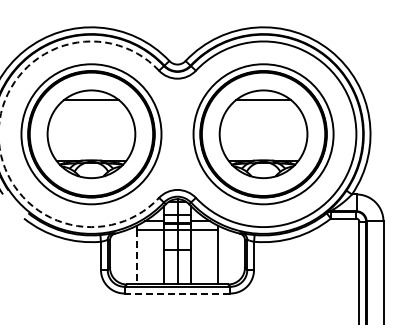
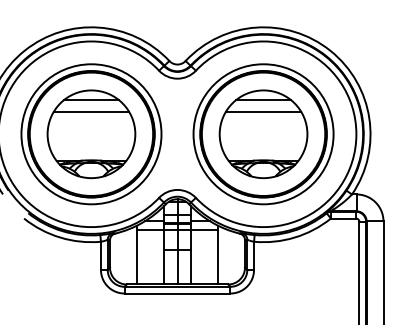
line: none -> present (91, 111)
line: none -> present (263, 111)
arc: dashed -> solid (0, 150)
line: dashed -> solid (137, 257)
line: dashed -> solid (177, 293)
